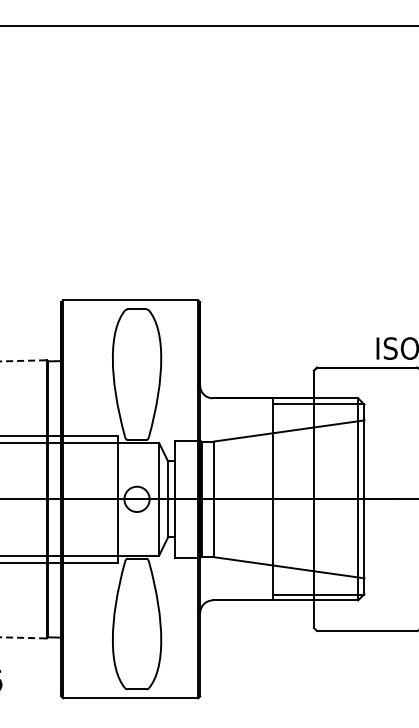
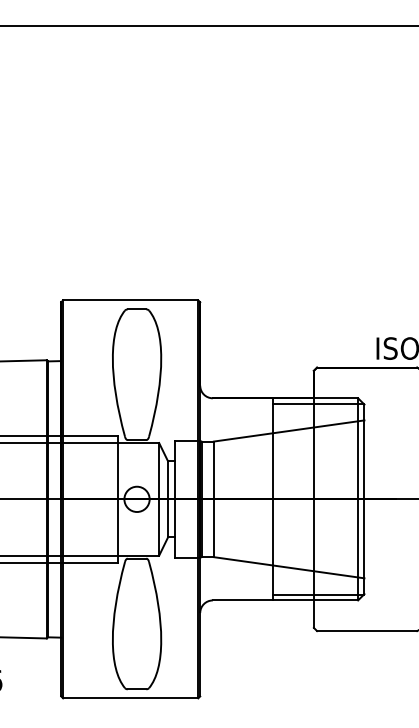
line: dashed -> solid (23, 360)
line: dashed -> solid (23, 637)
